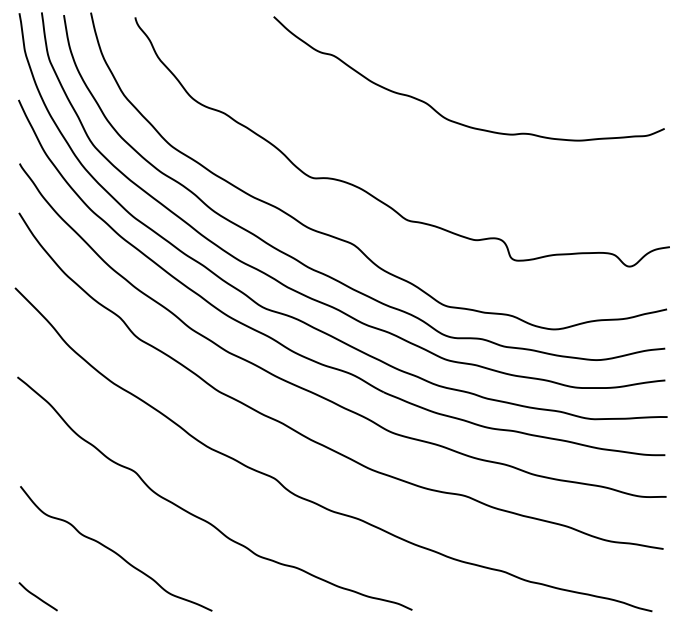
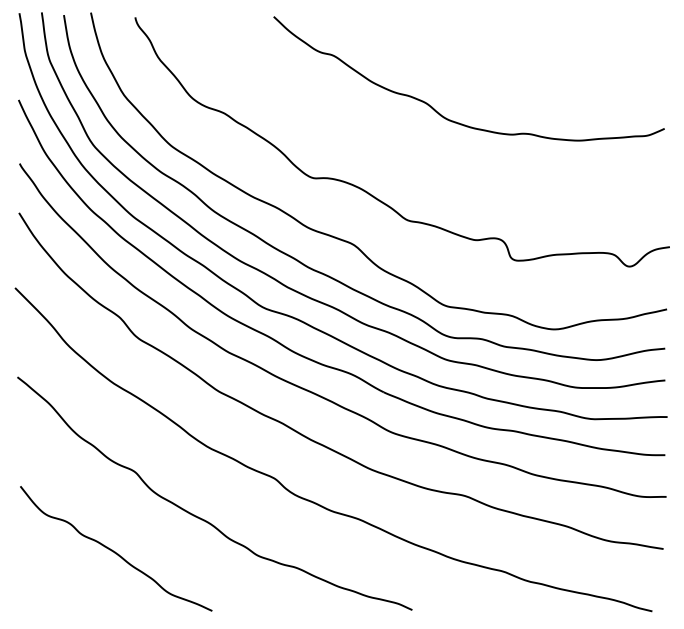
curve: present -> none (37, 596)
